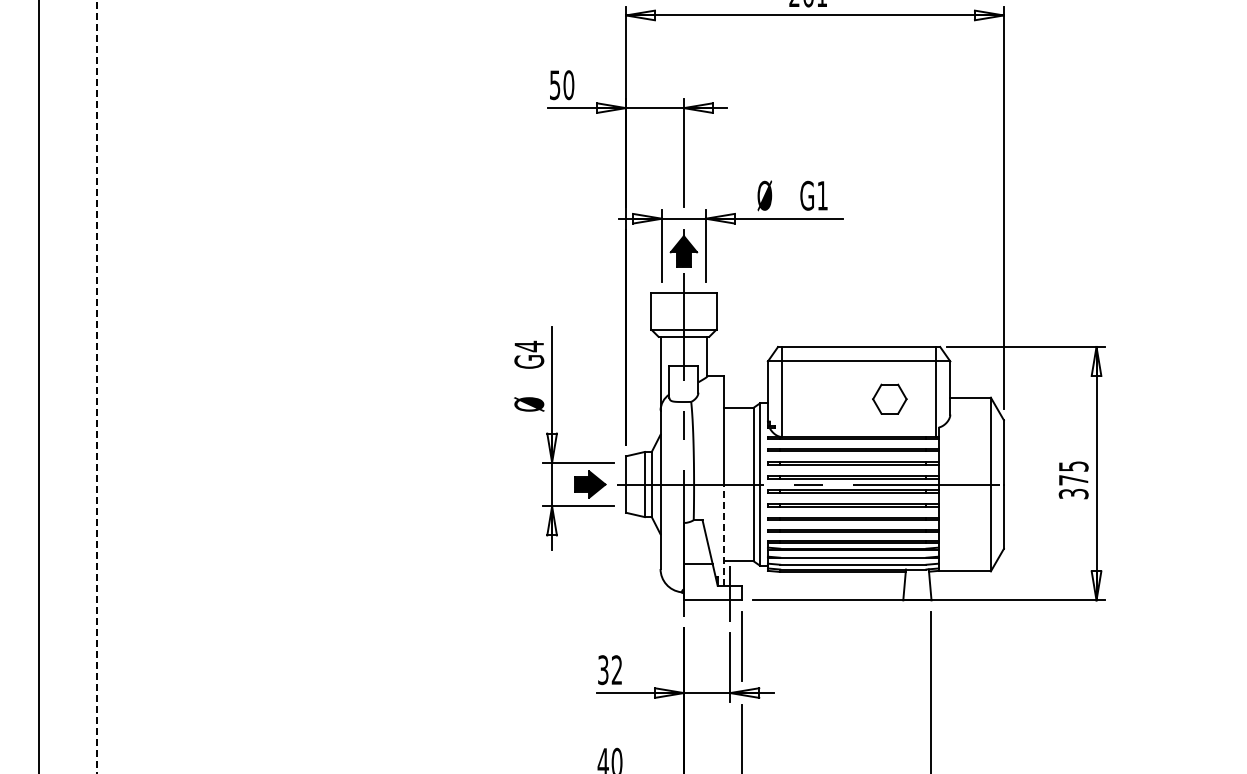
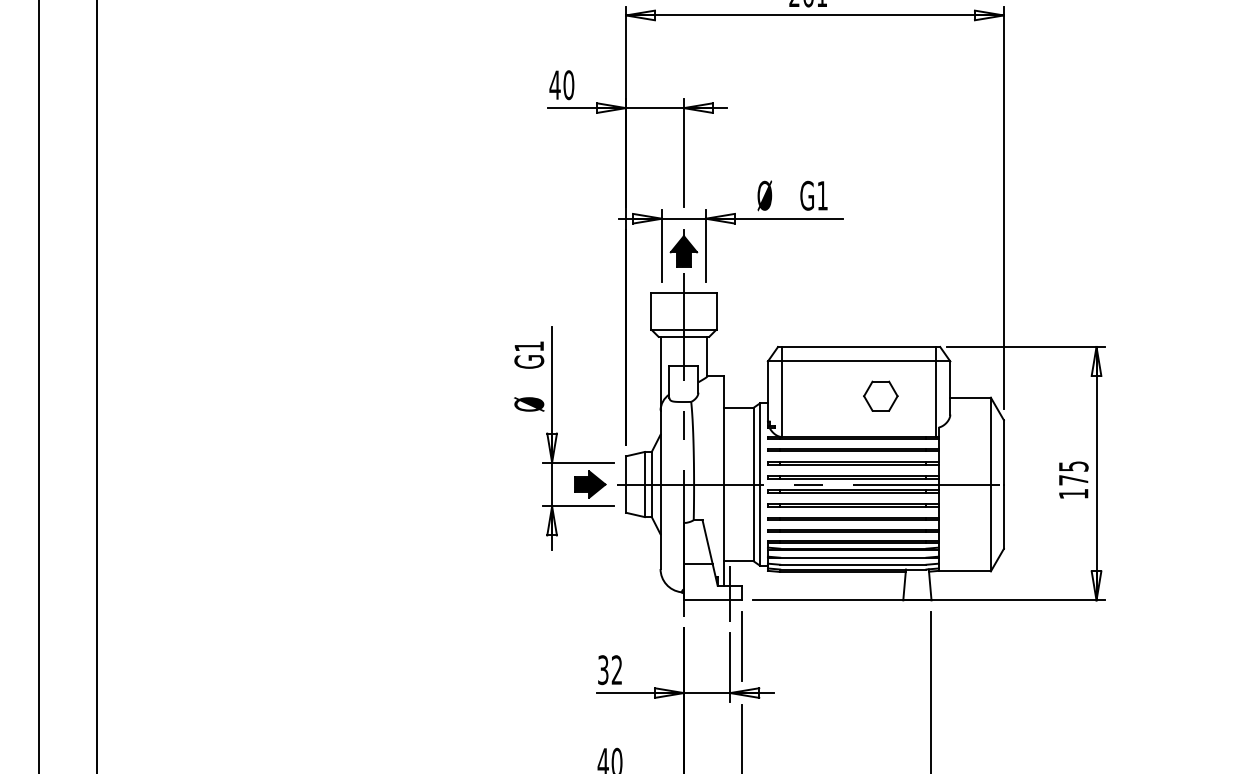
text: 50 -> 40 (554, 85)
text: G4 -> G1 (528, 346)
line: dashed -> solid (96, 387)
part position: (889, 398) -> (880, 395) (880, 395)
text: 375 -> 175 (1073, 493)
line: dashed -> solid (724, 535)
